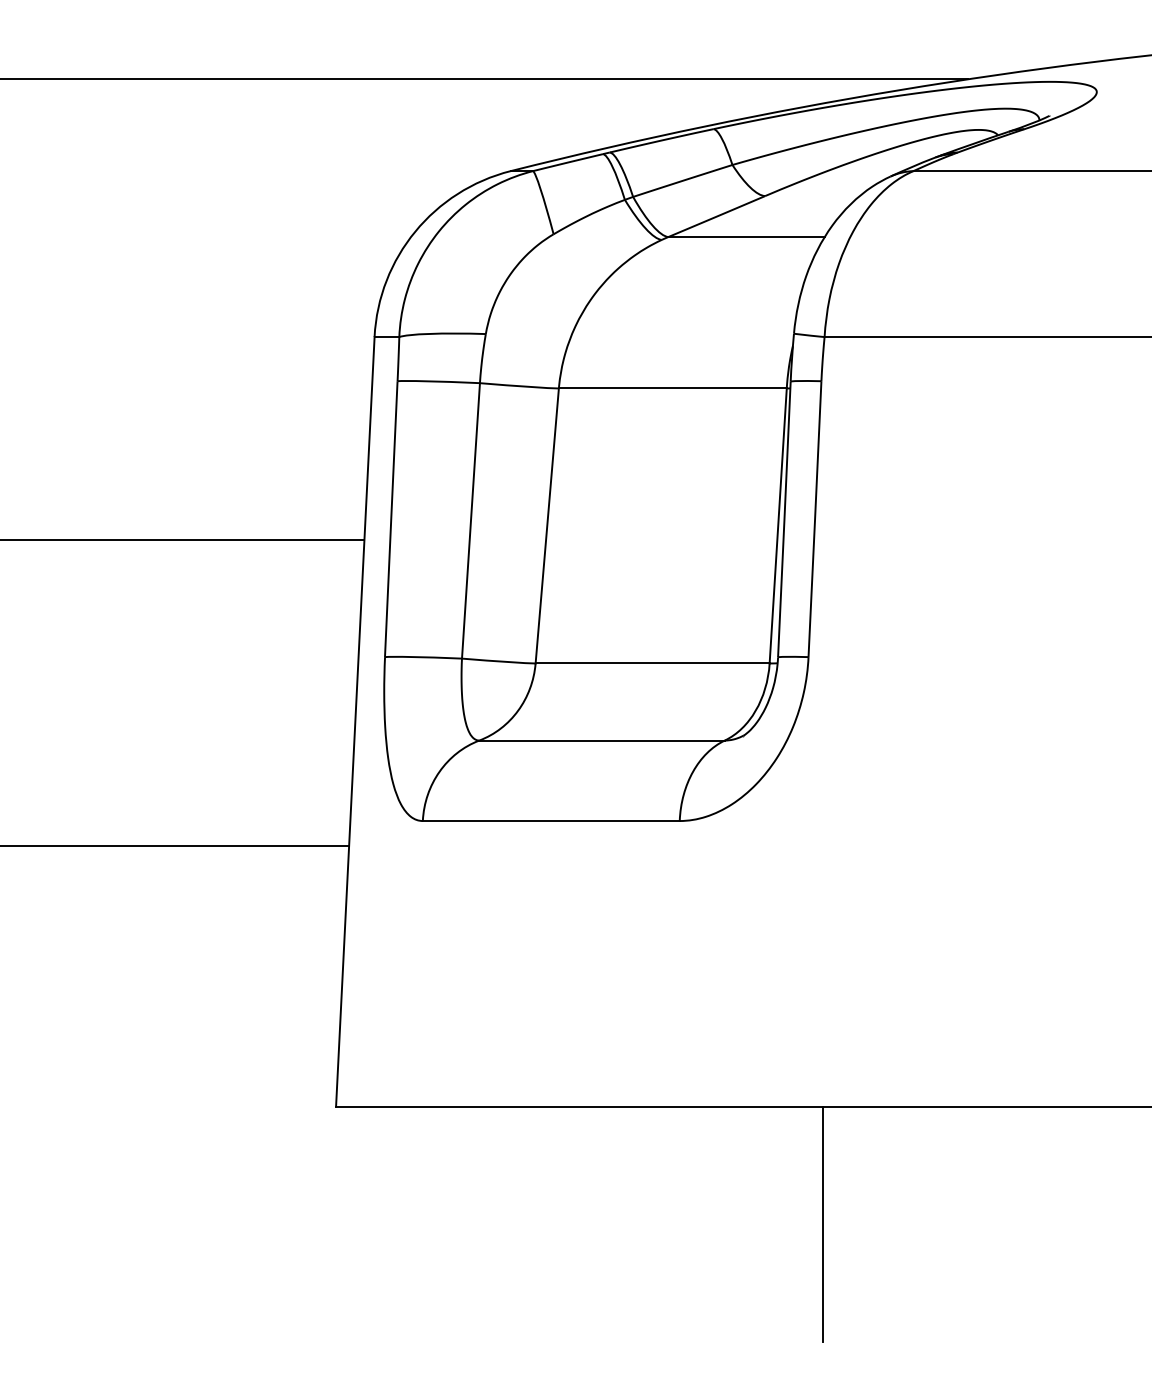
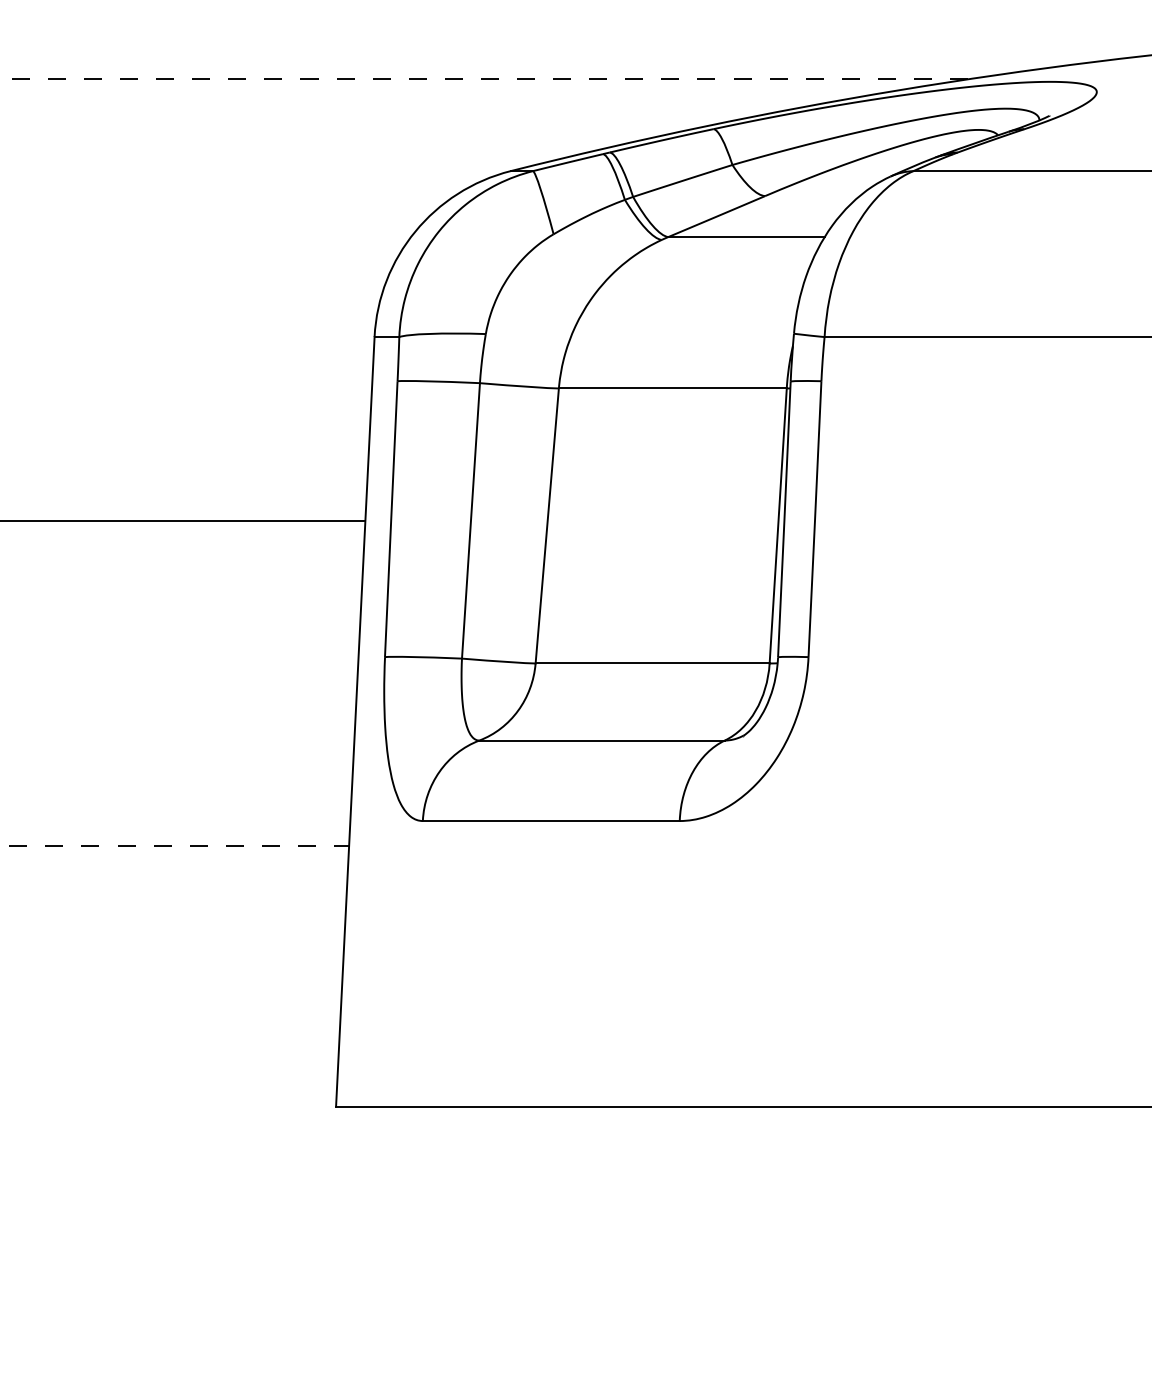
line: solid -> dashed (484, 79)
line position: (183, 540) -> (183, 521) (183, 521)
line: solid -> dashed (175, 845)
line: present -> none (823, 1224)
